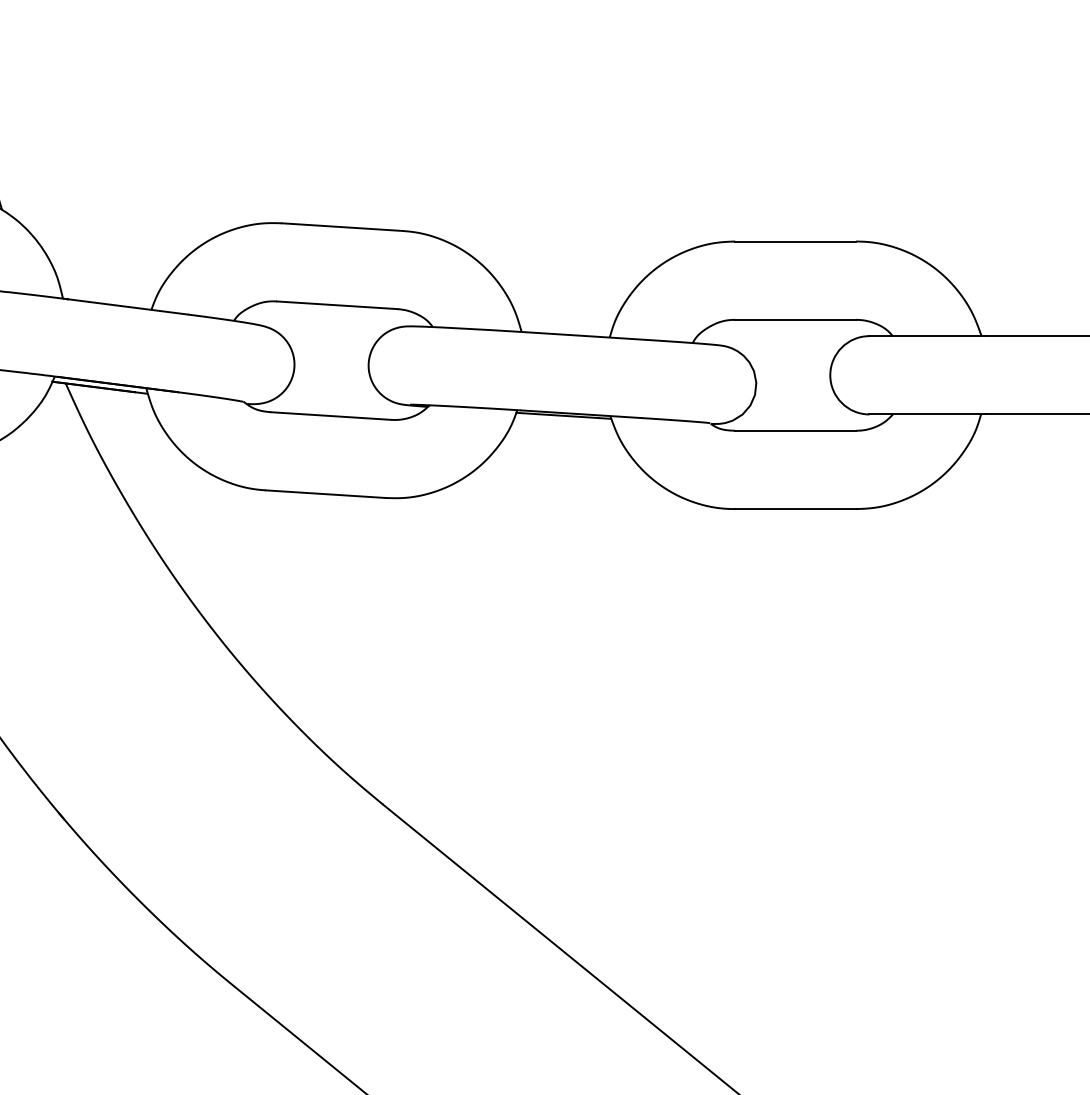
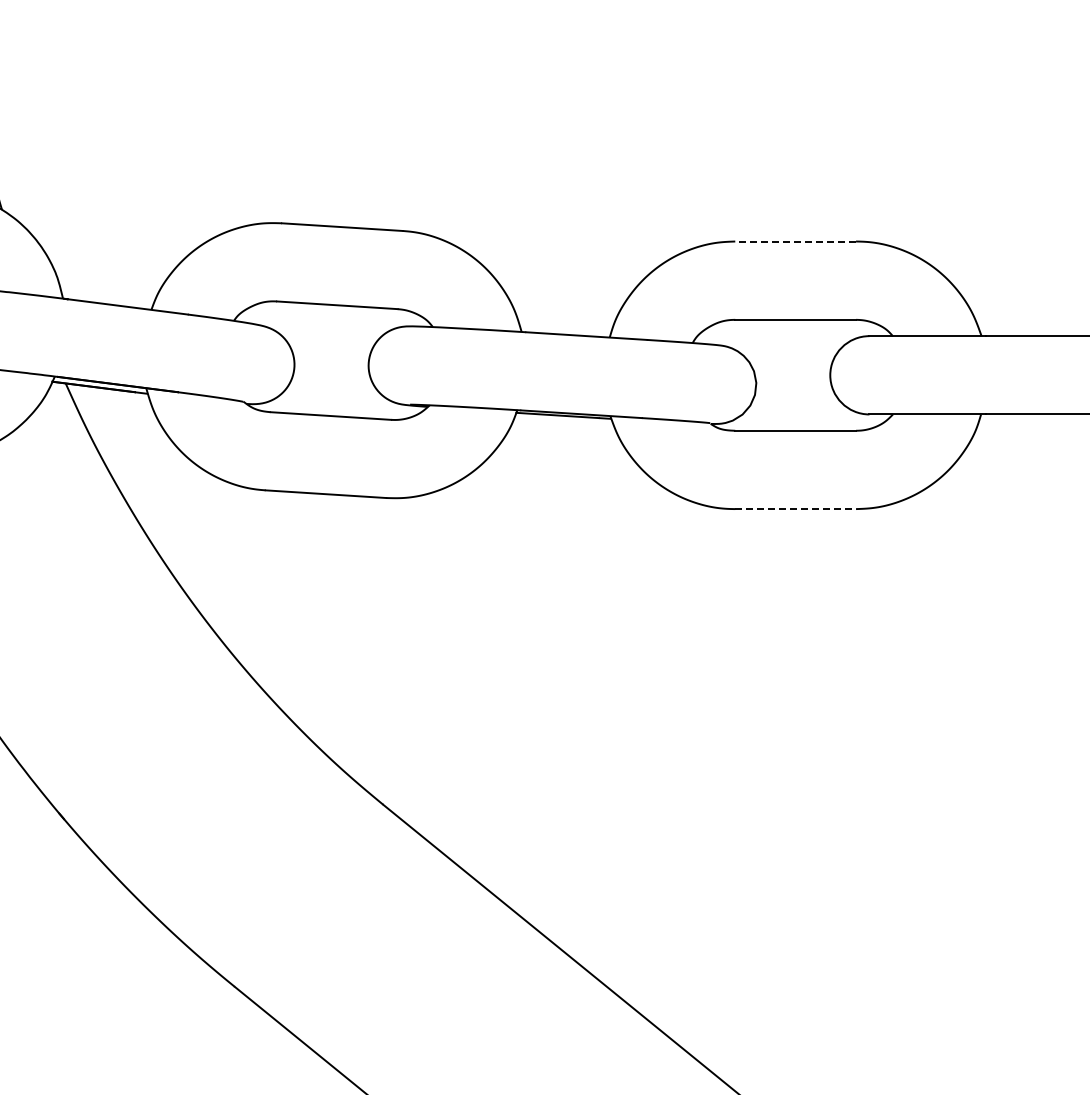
line: solid -> dashed (795, 241)
line: solid -> dashed (796, 509)
